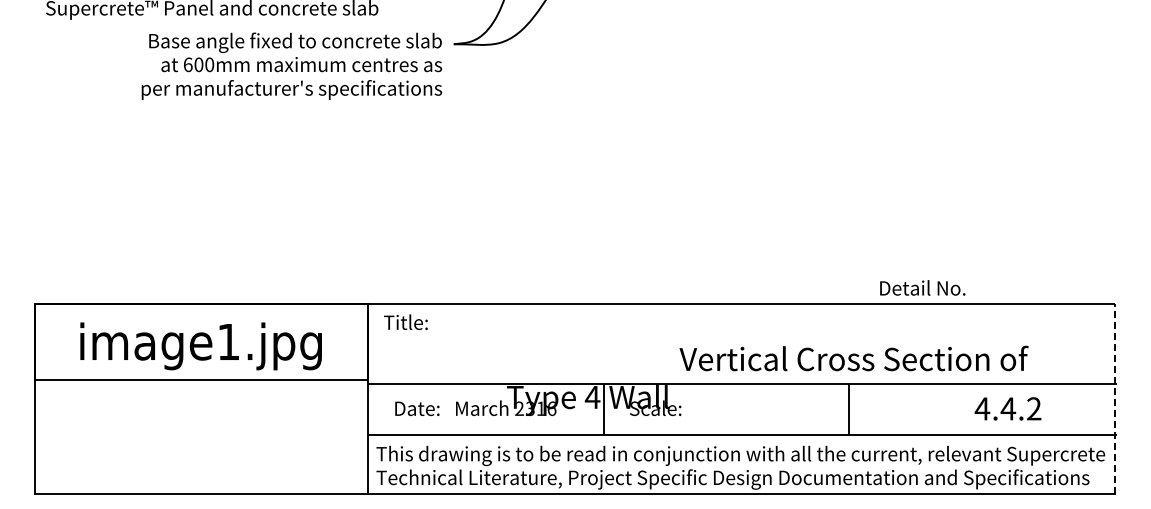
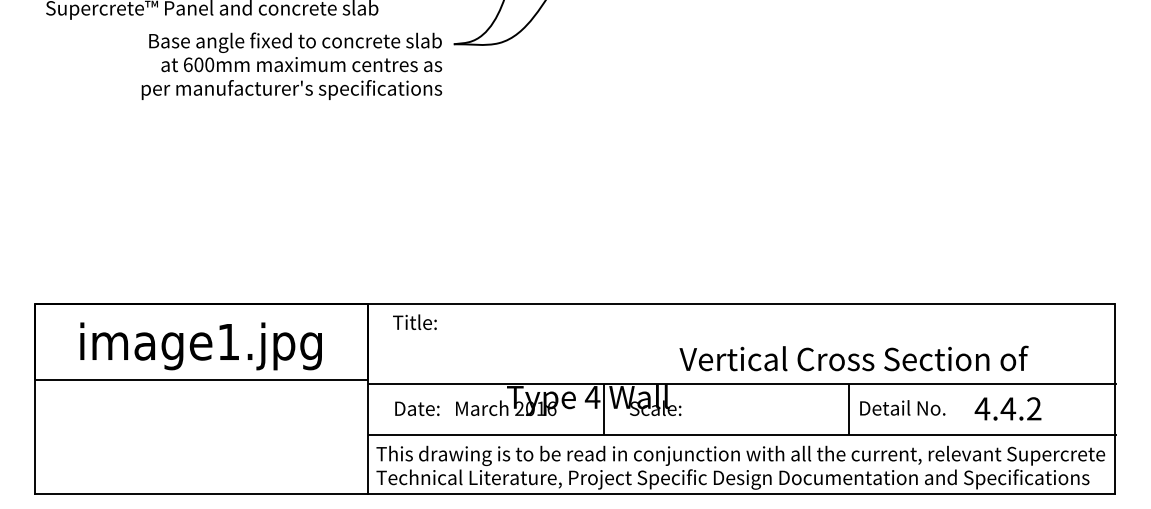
text position: (922, 287) -> (902, 407) (902, 407)
text position: (405, 321) -> (414, 321) (414, 321)
line: dashed -> solid (1115, 399)
text: 2316 -> 2016 (529, 408)
